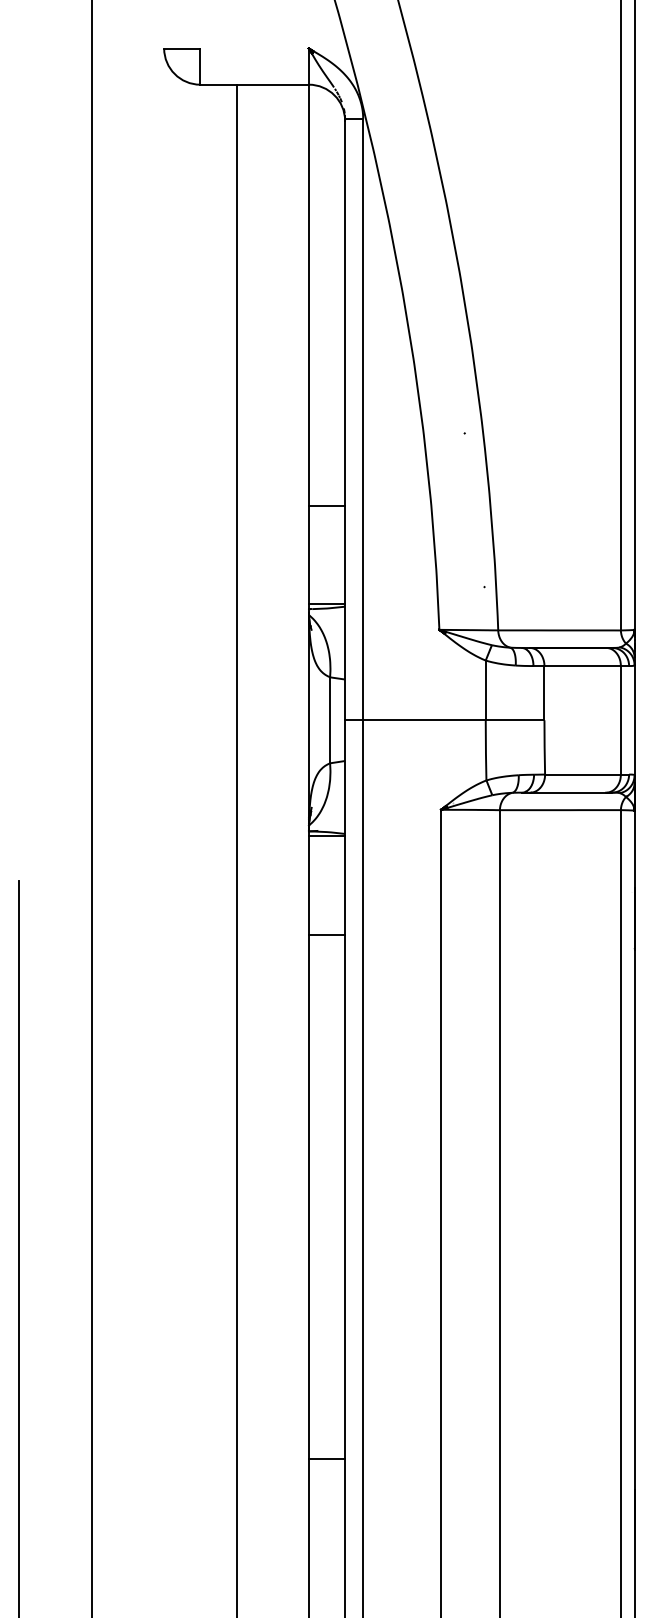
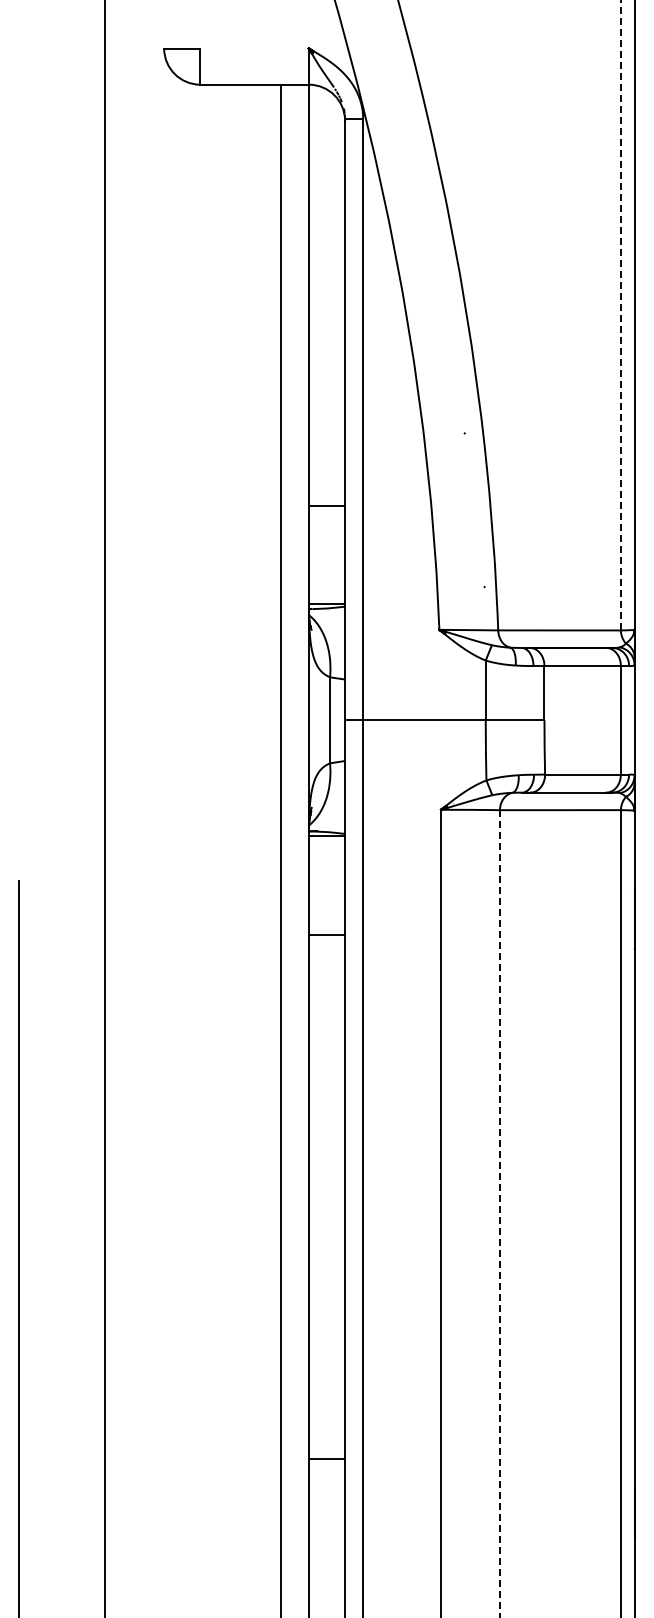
line: solid -> dashed (620, 315)
line position: (91, 808) -> (104, 808) (104, 808)
line position: (236, 849) -> (280, 849) (280, 849)
line: solid -> dashed (499, 1213)
